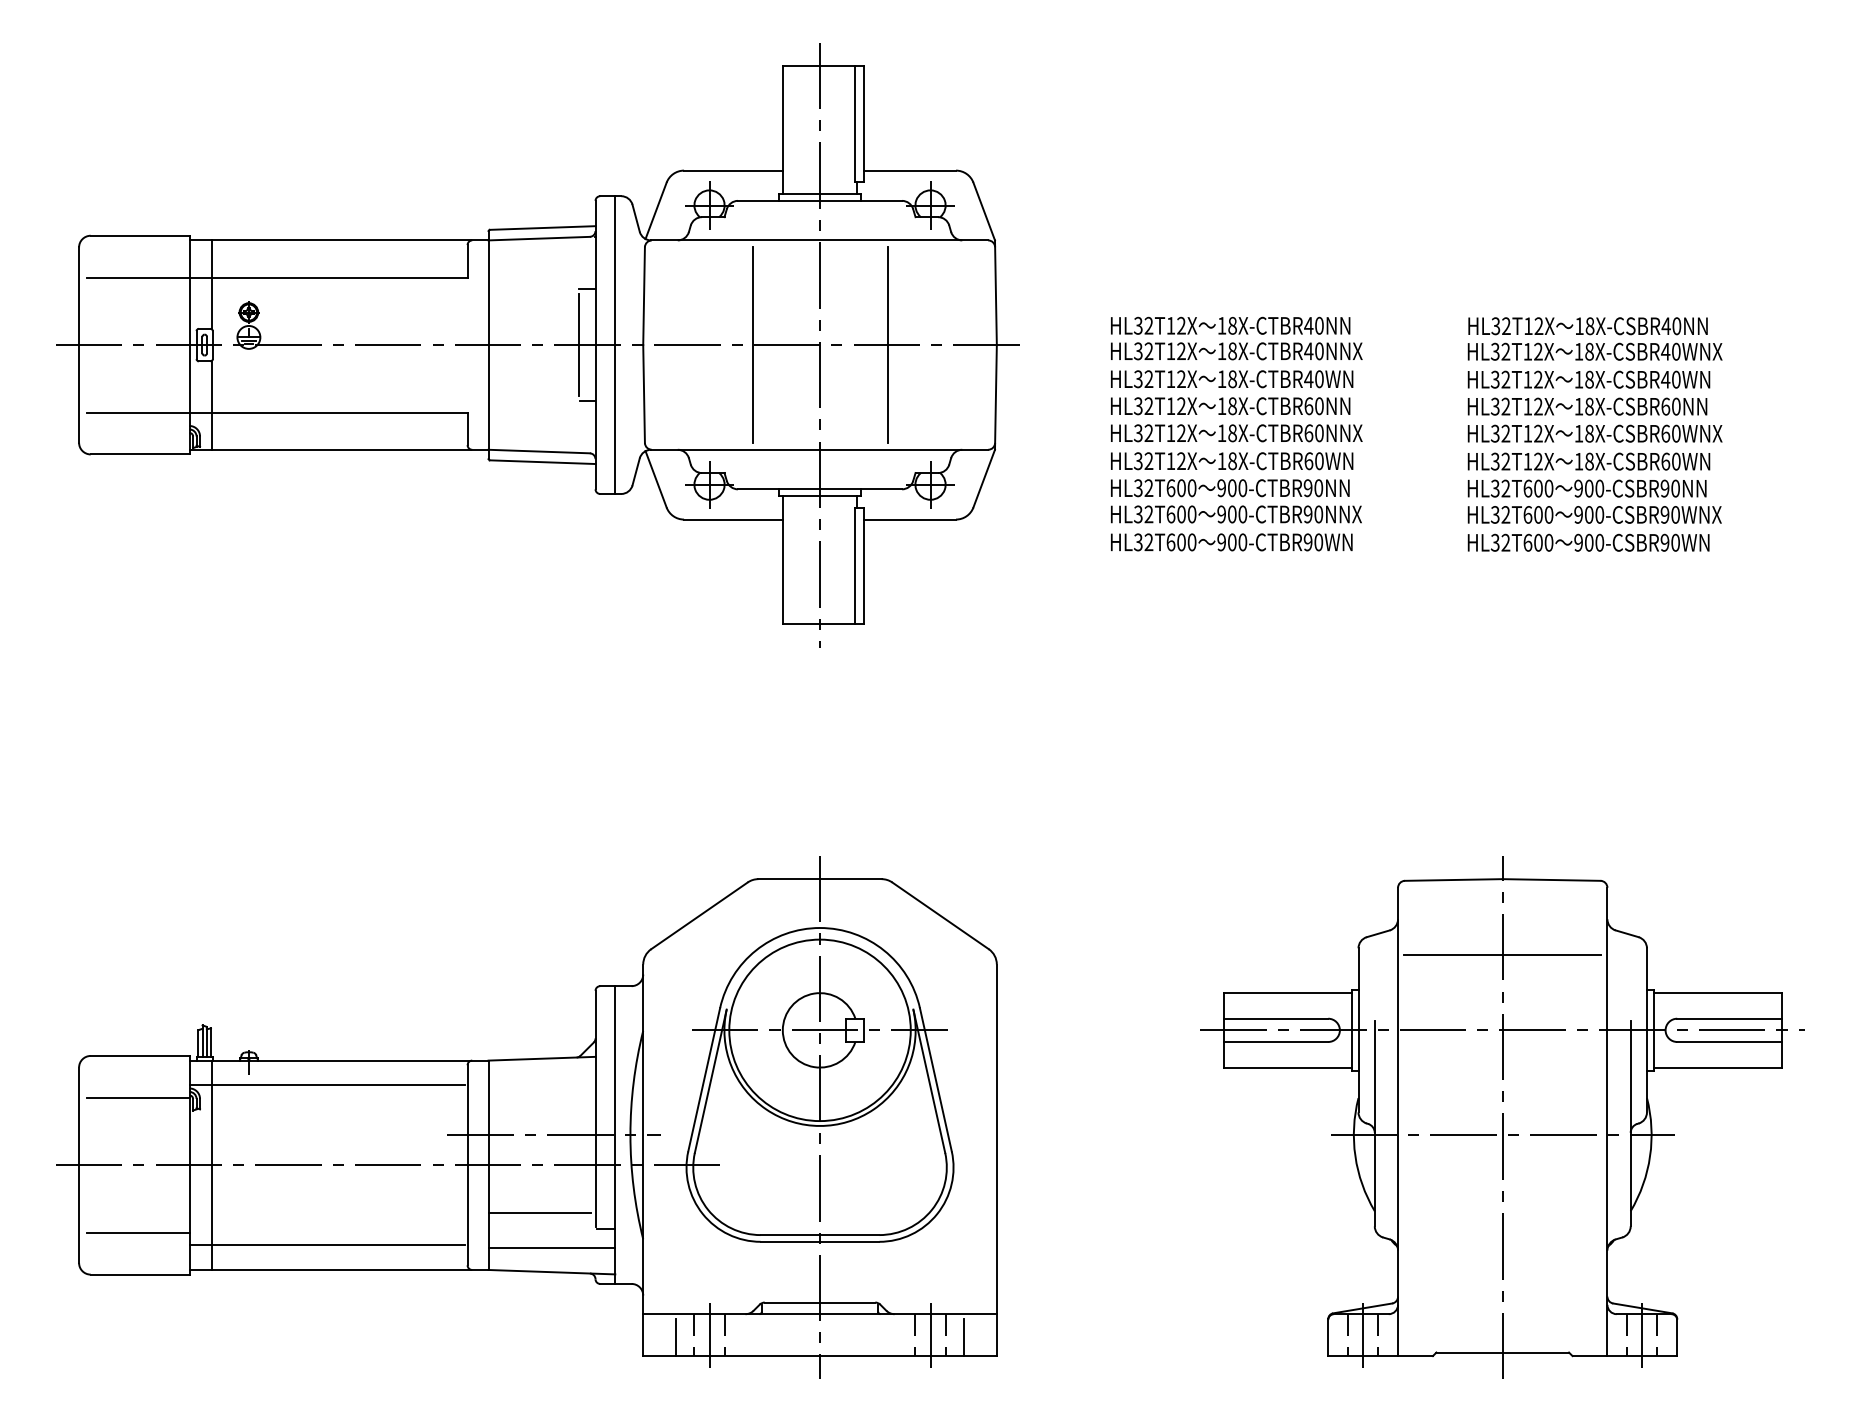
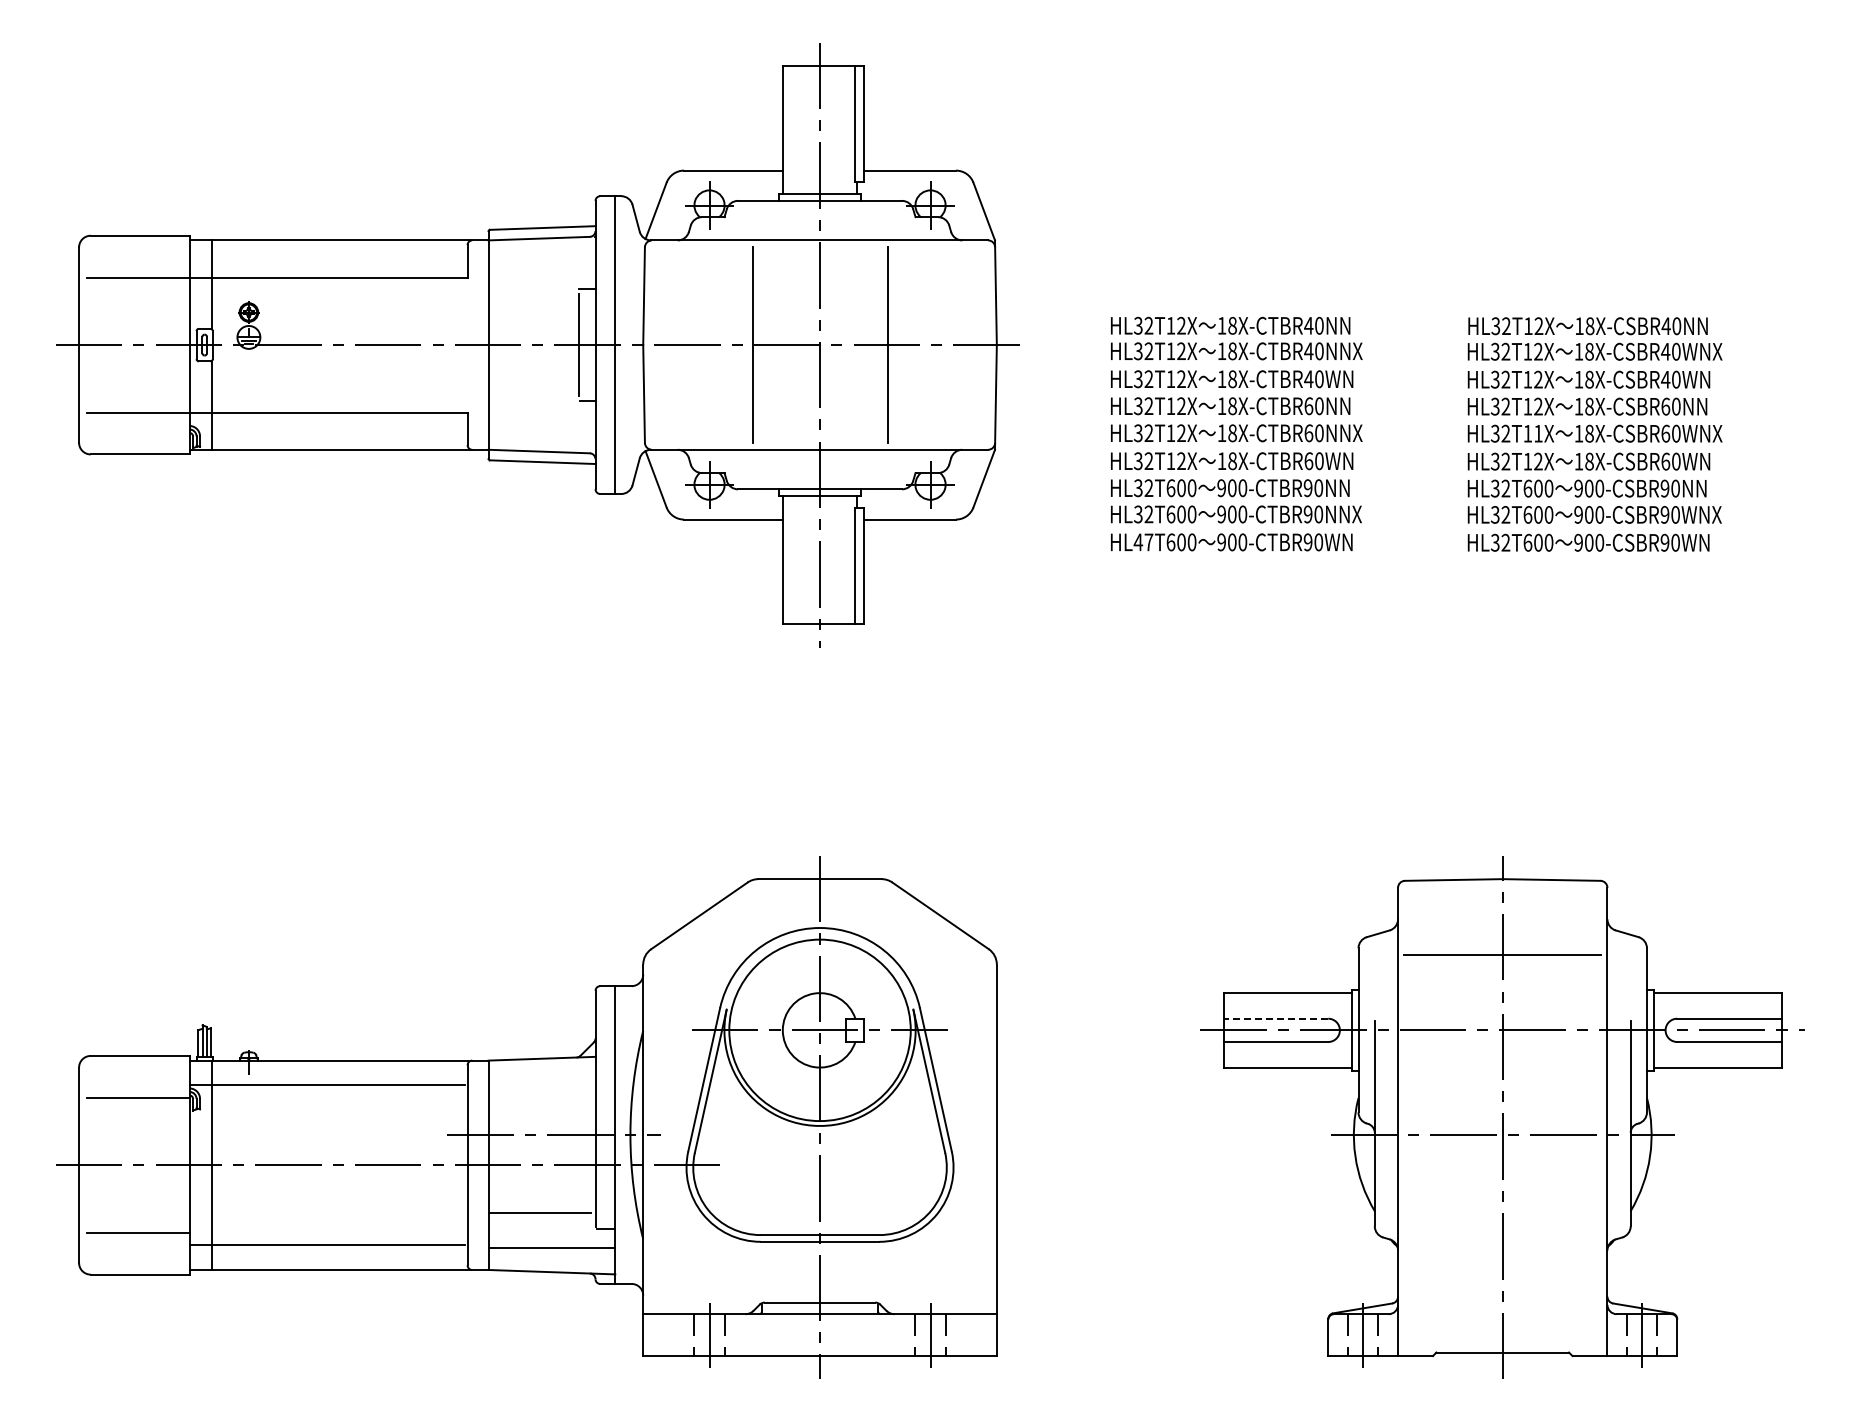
text: HL32T12X -> HL32T11X (1538, 433)
text: HL32T600 -> HL47T600 (1143, 542)
line: solid -> dashed (1275, 1018)
line: present -> none (675, 1337)
line: present -> none (964, 1337)
